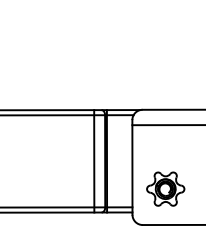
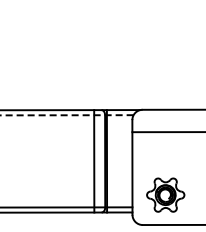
line: solid -> dashed (66, 115)
line position: (167, 125) -> (167, 132) (167, 132)
part position: (165, 188) -> (165, 194) (165, 194)
